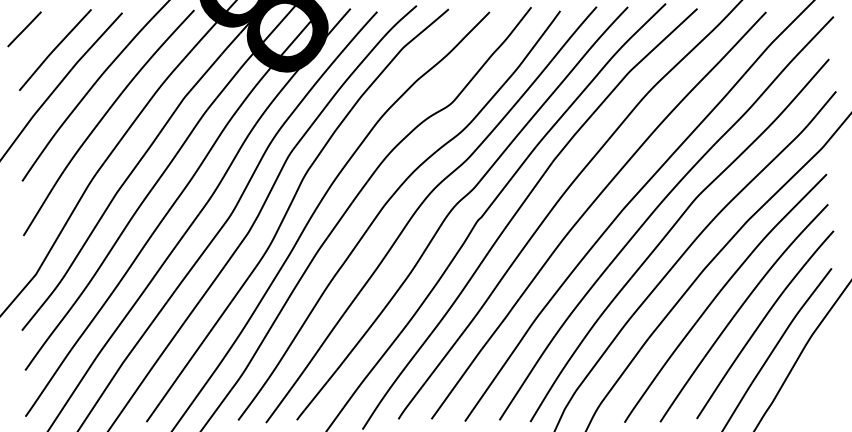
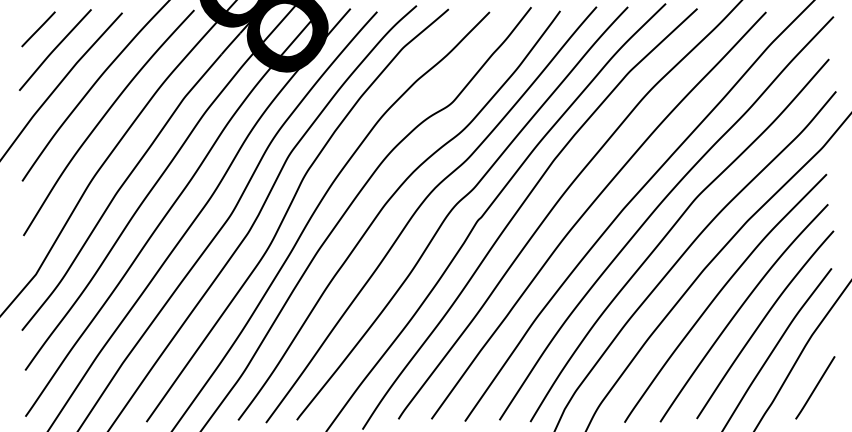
line position: (24, 29) -> (38, 29) (38, 29)
line: none -> present (815, 387)
